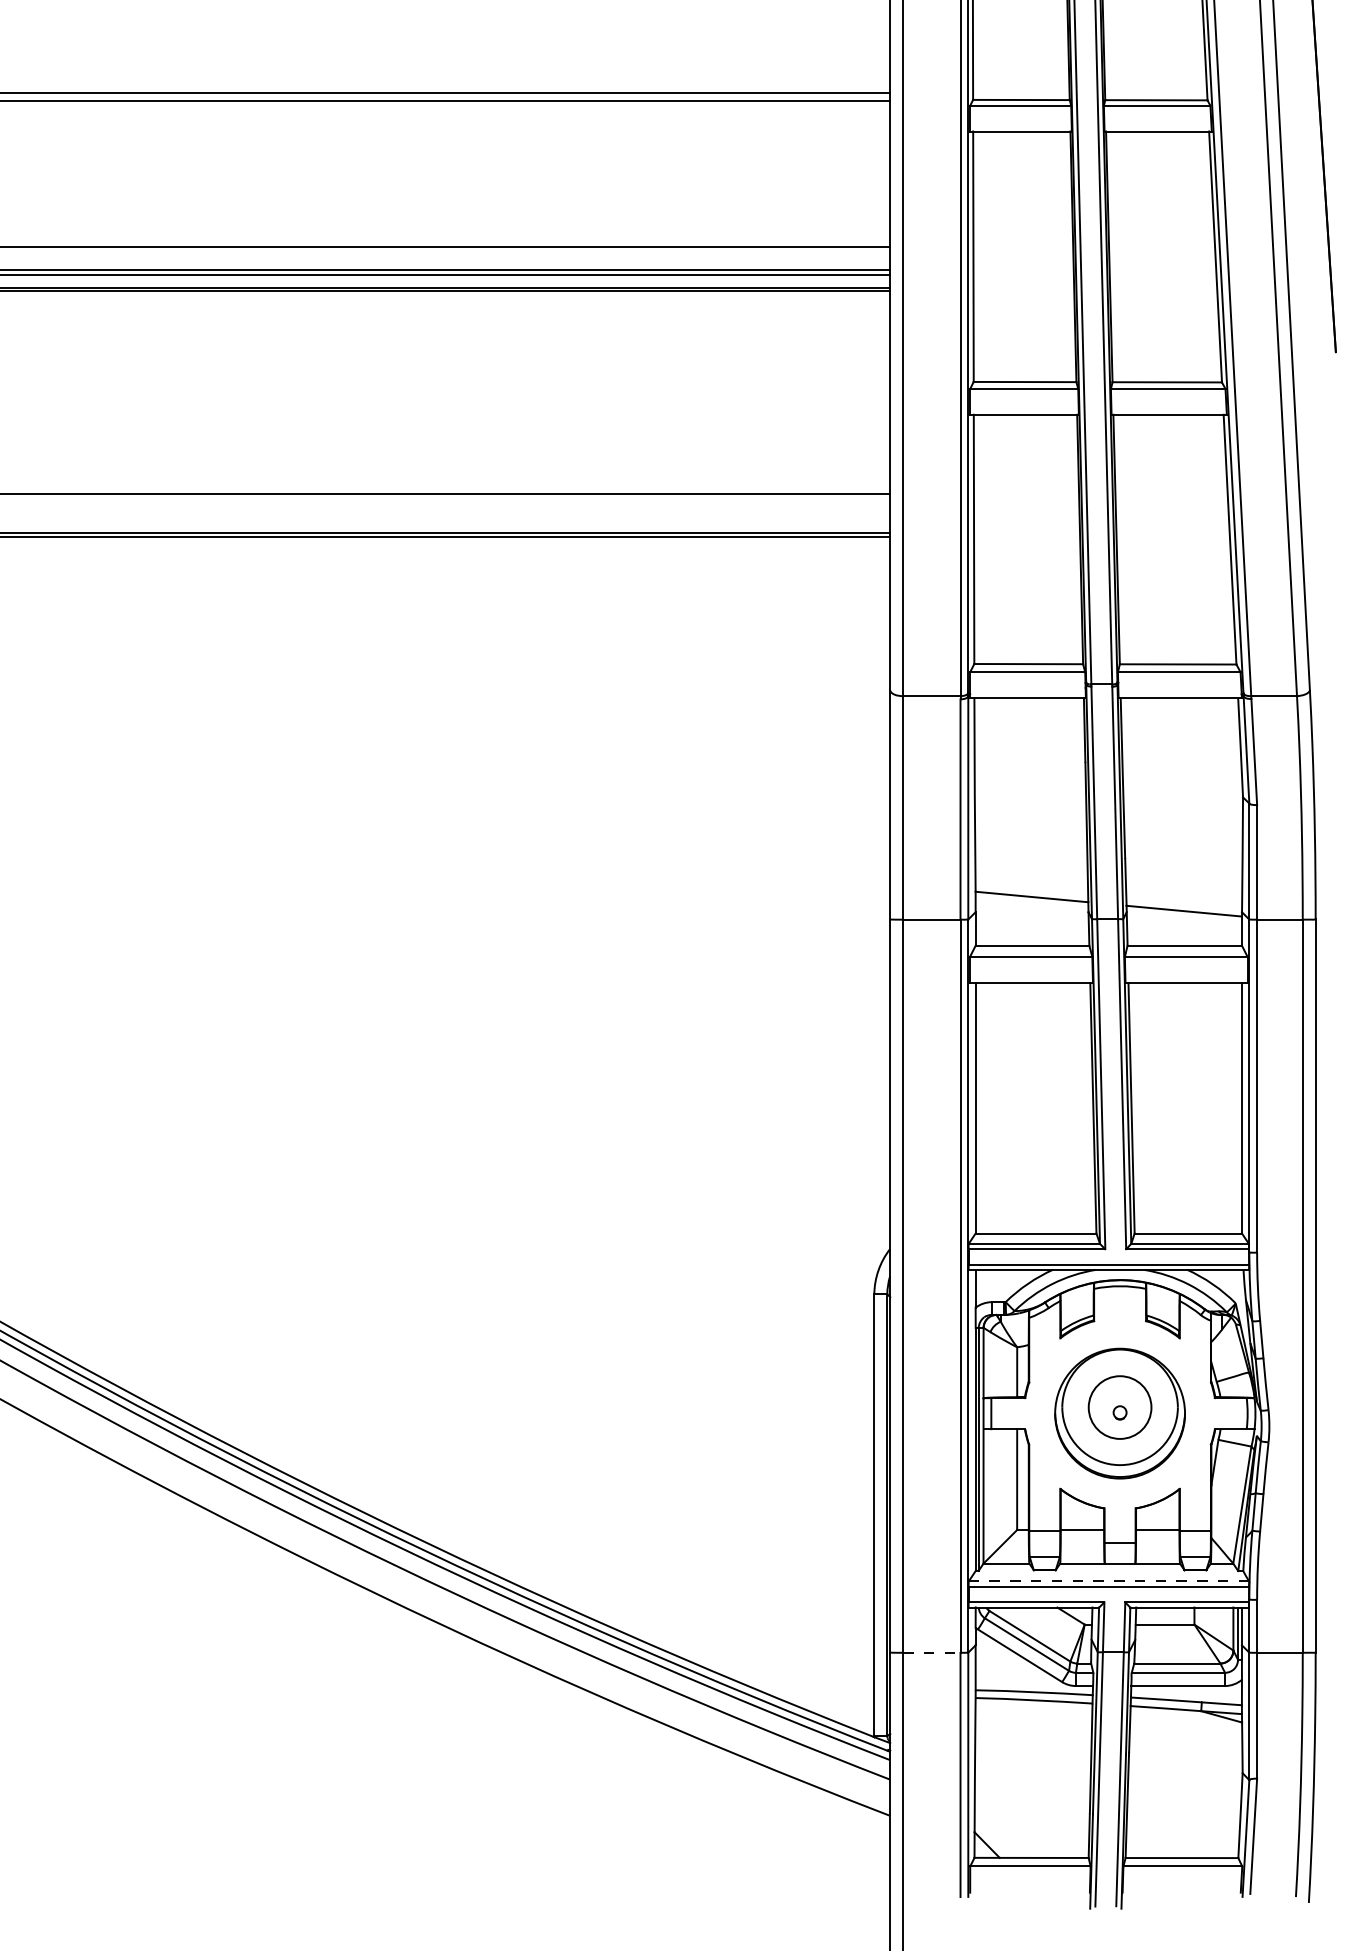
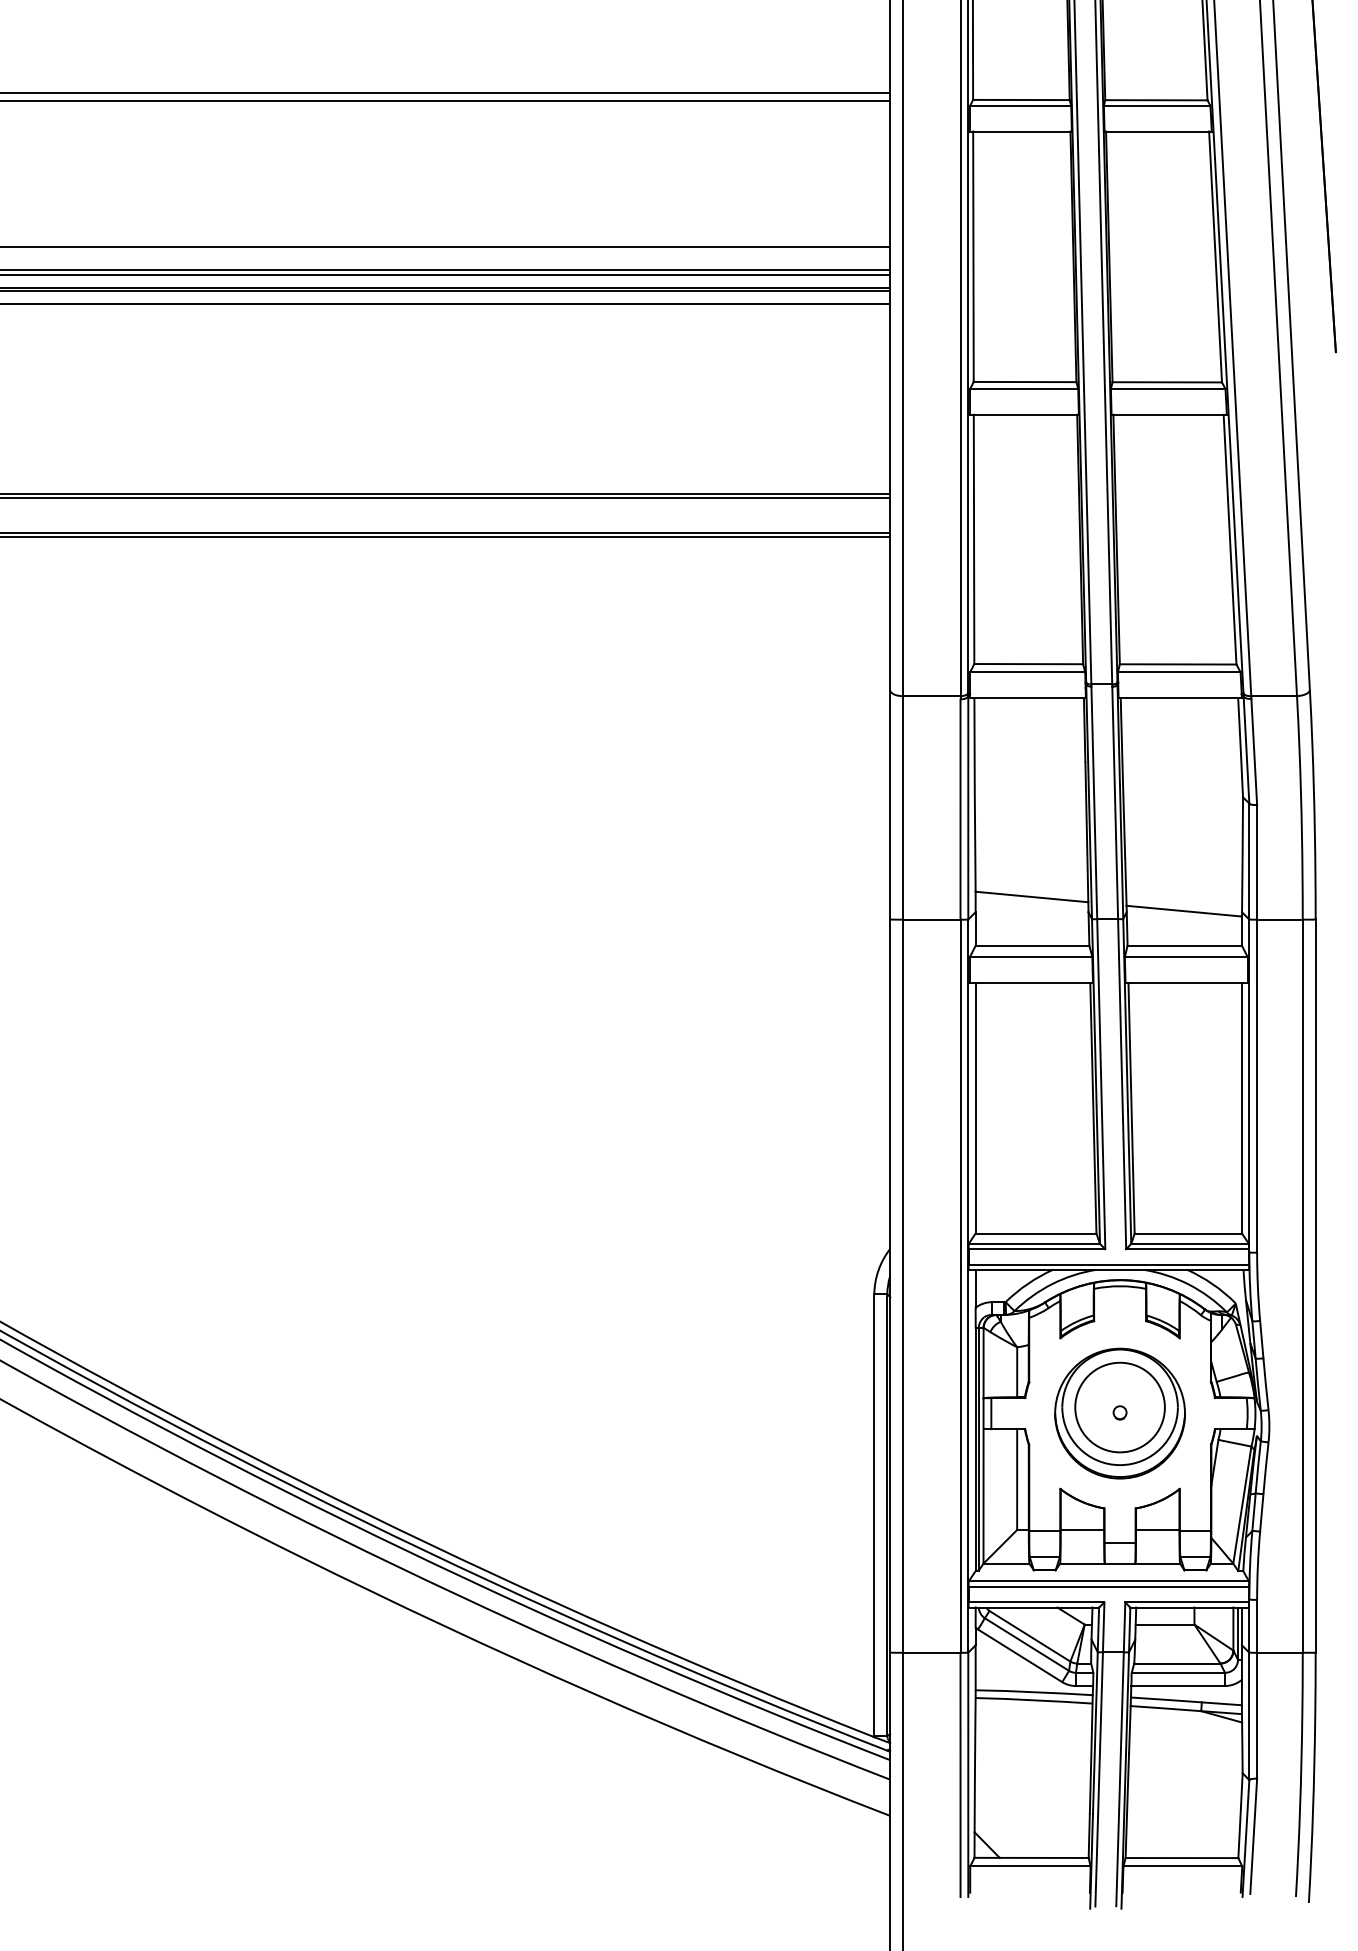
line: none -> present (446, 304)
line: none -> present (446, 497)
circle diameter: 63 px -> 90 px (1119, 1407)
line: dashed -> solid (1108, 1581)
line: dashed -> solid (931, 1652)
